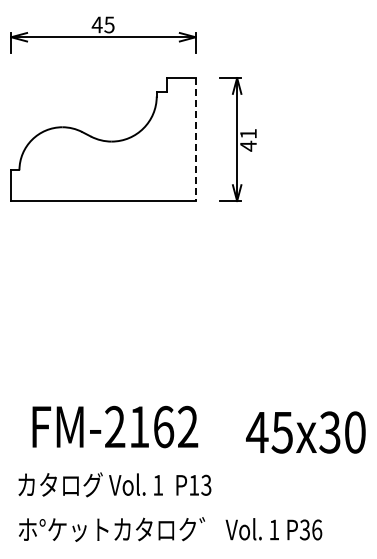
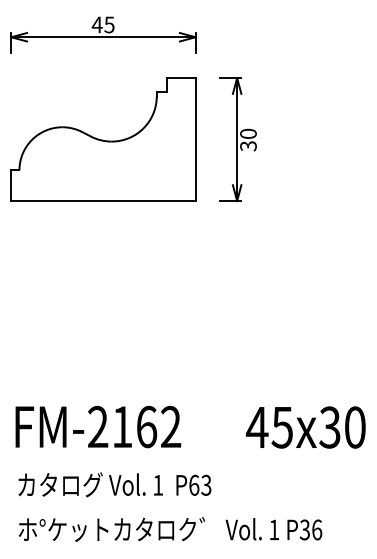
text: 41 -> 30 (248, 139)
line: dashed -> solid (195, 140)
text position: (115, 426) -> (98, 426) (98, 426)
text position: (305, 432) -> (305, 427) (305, 427)
text: P13 -> P63 (194, 484)
